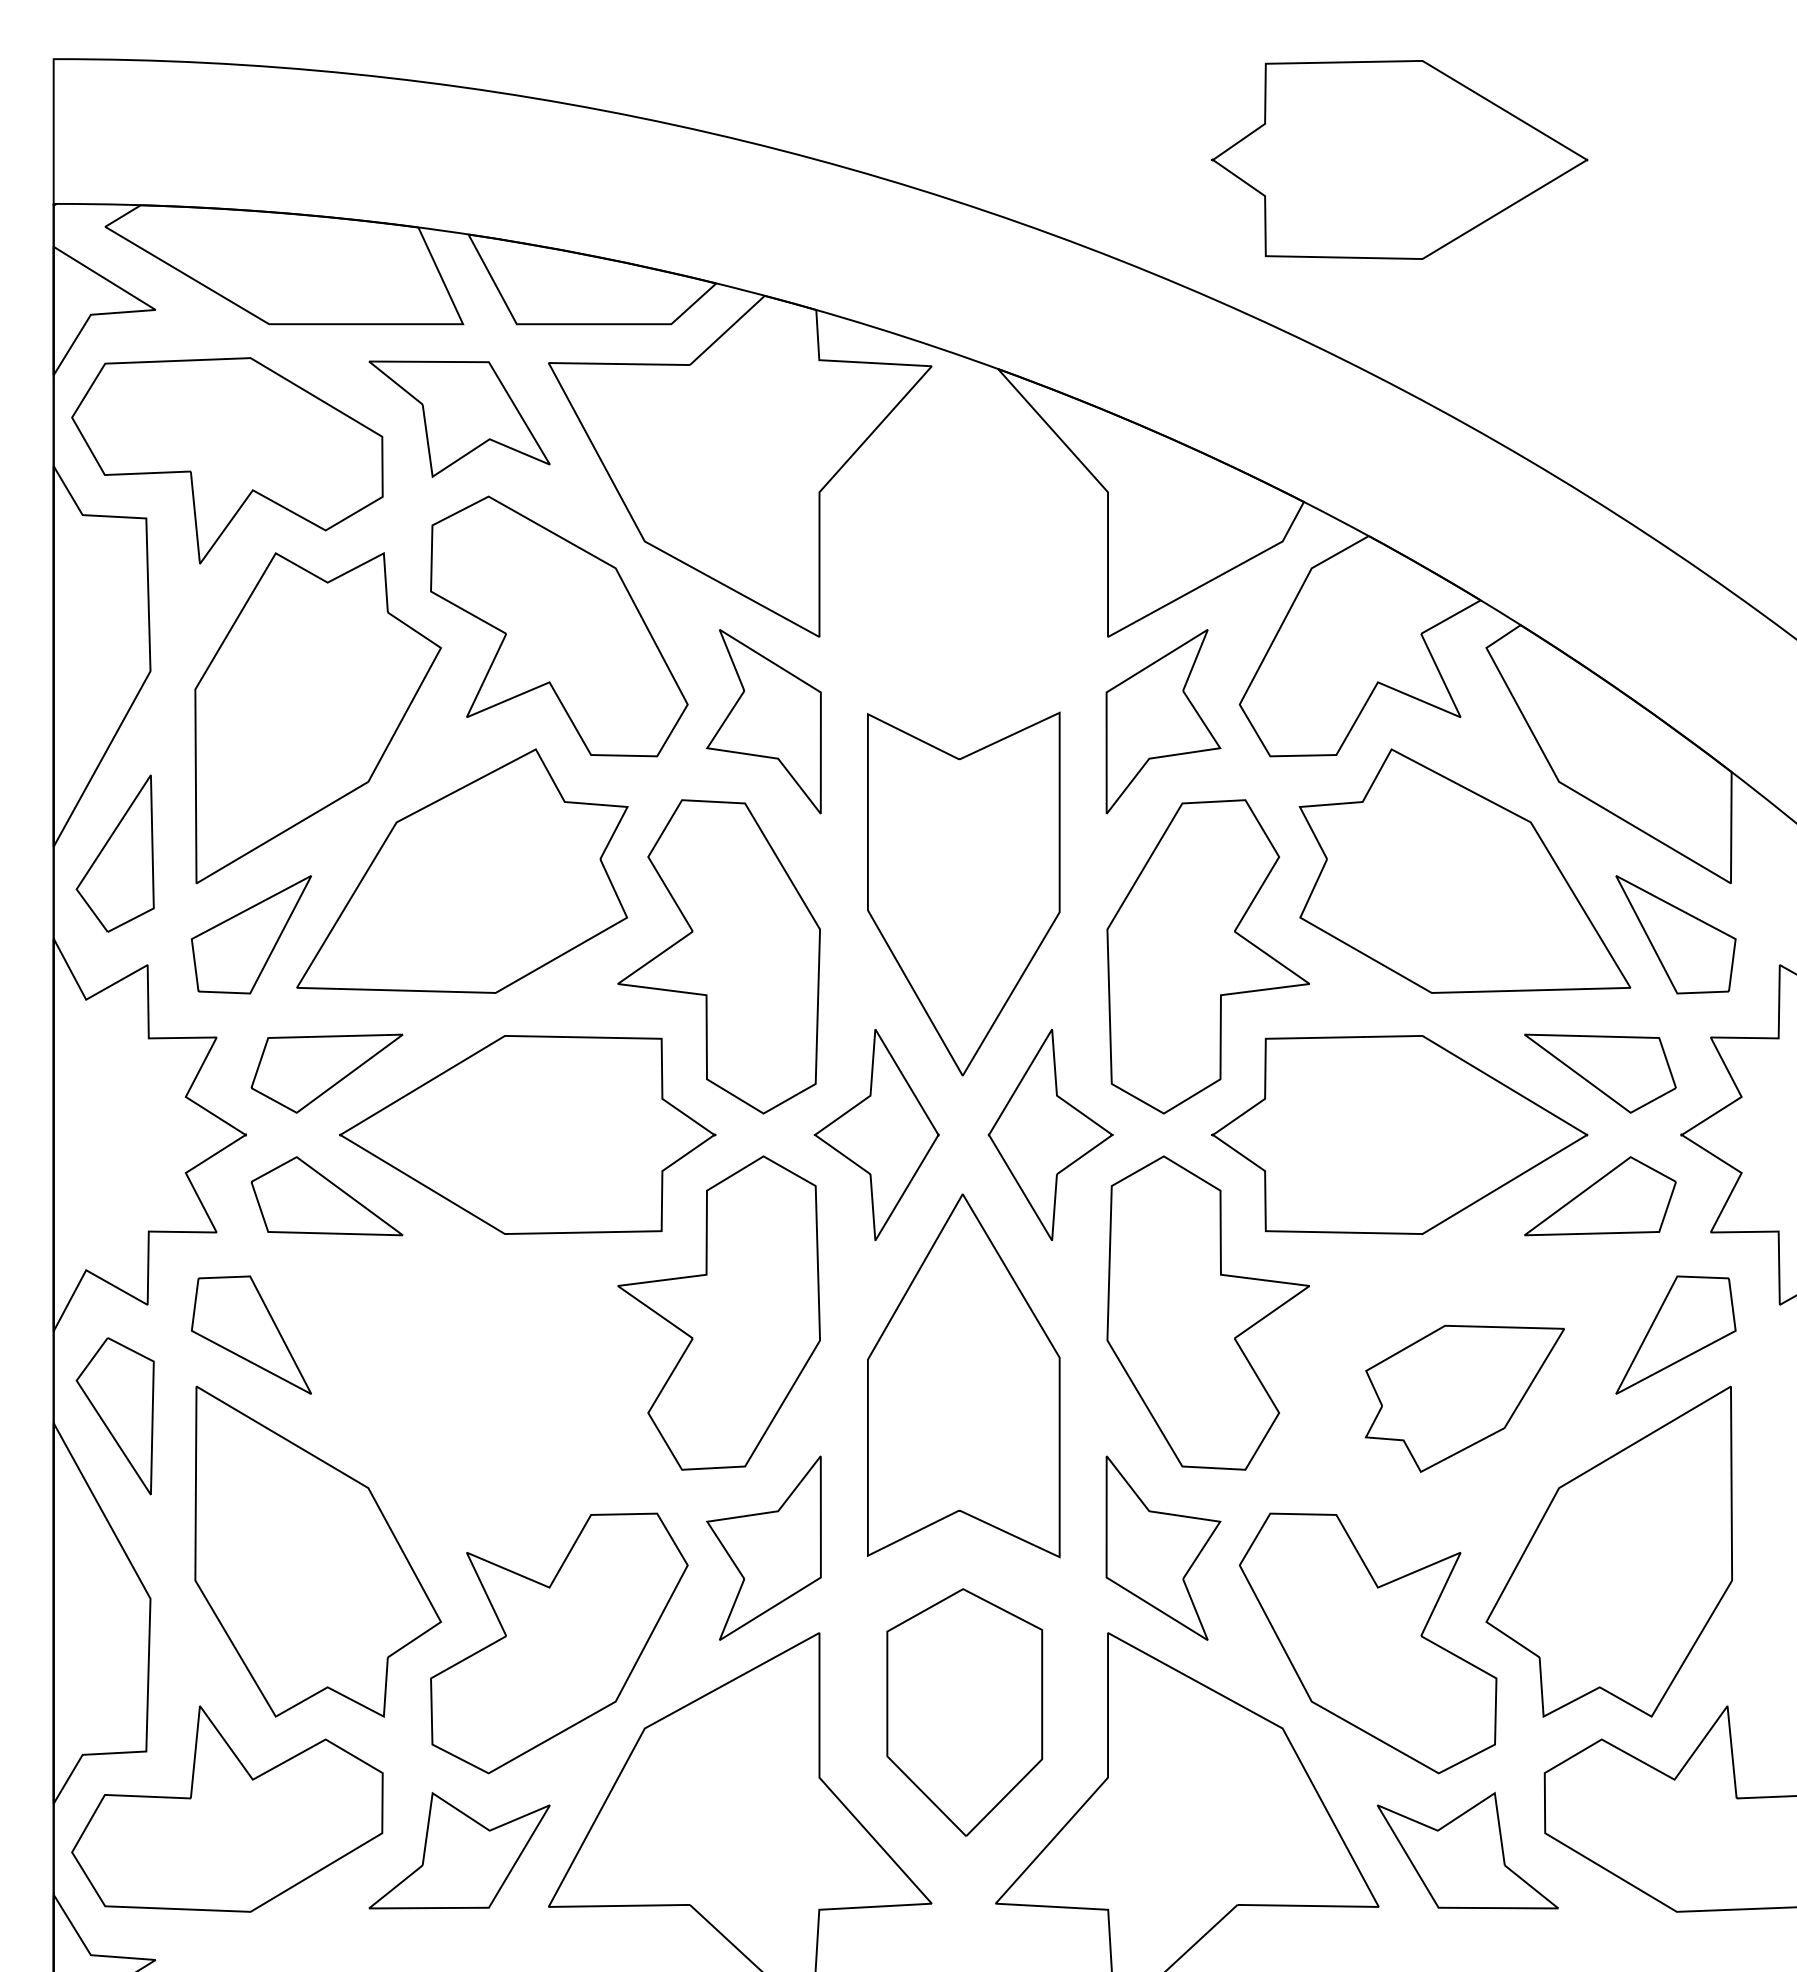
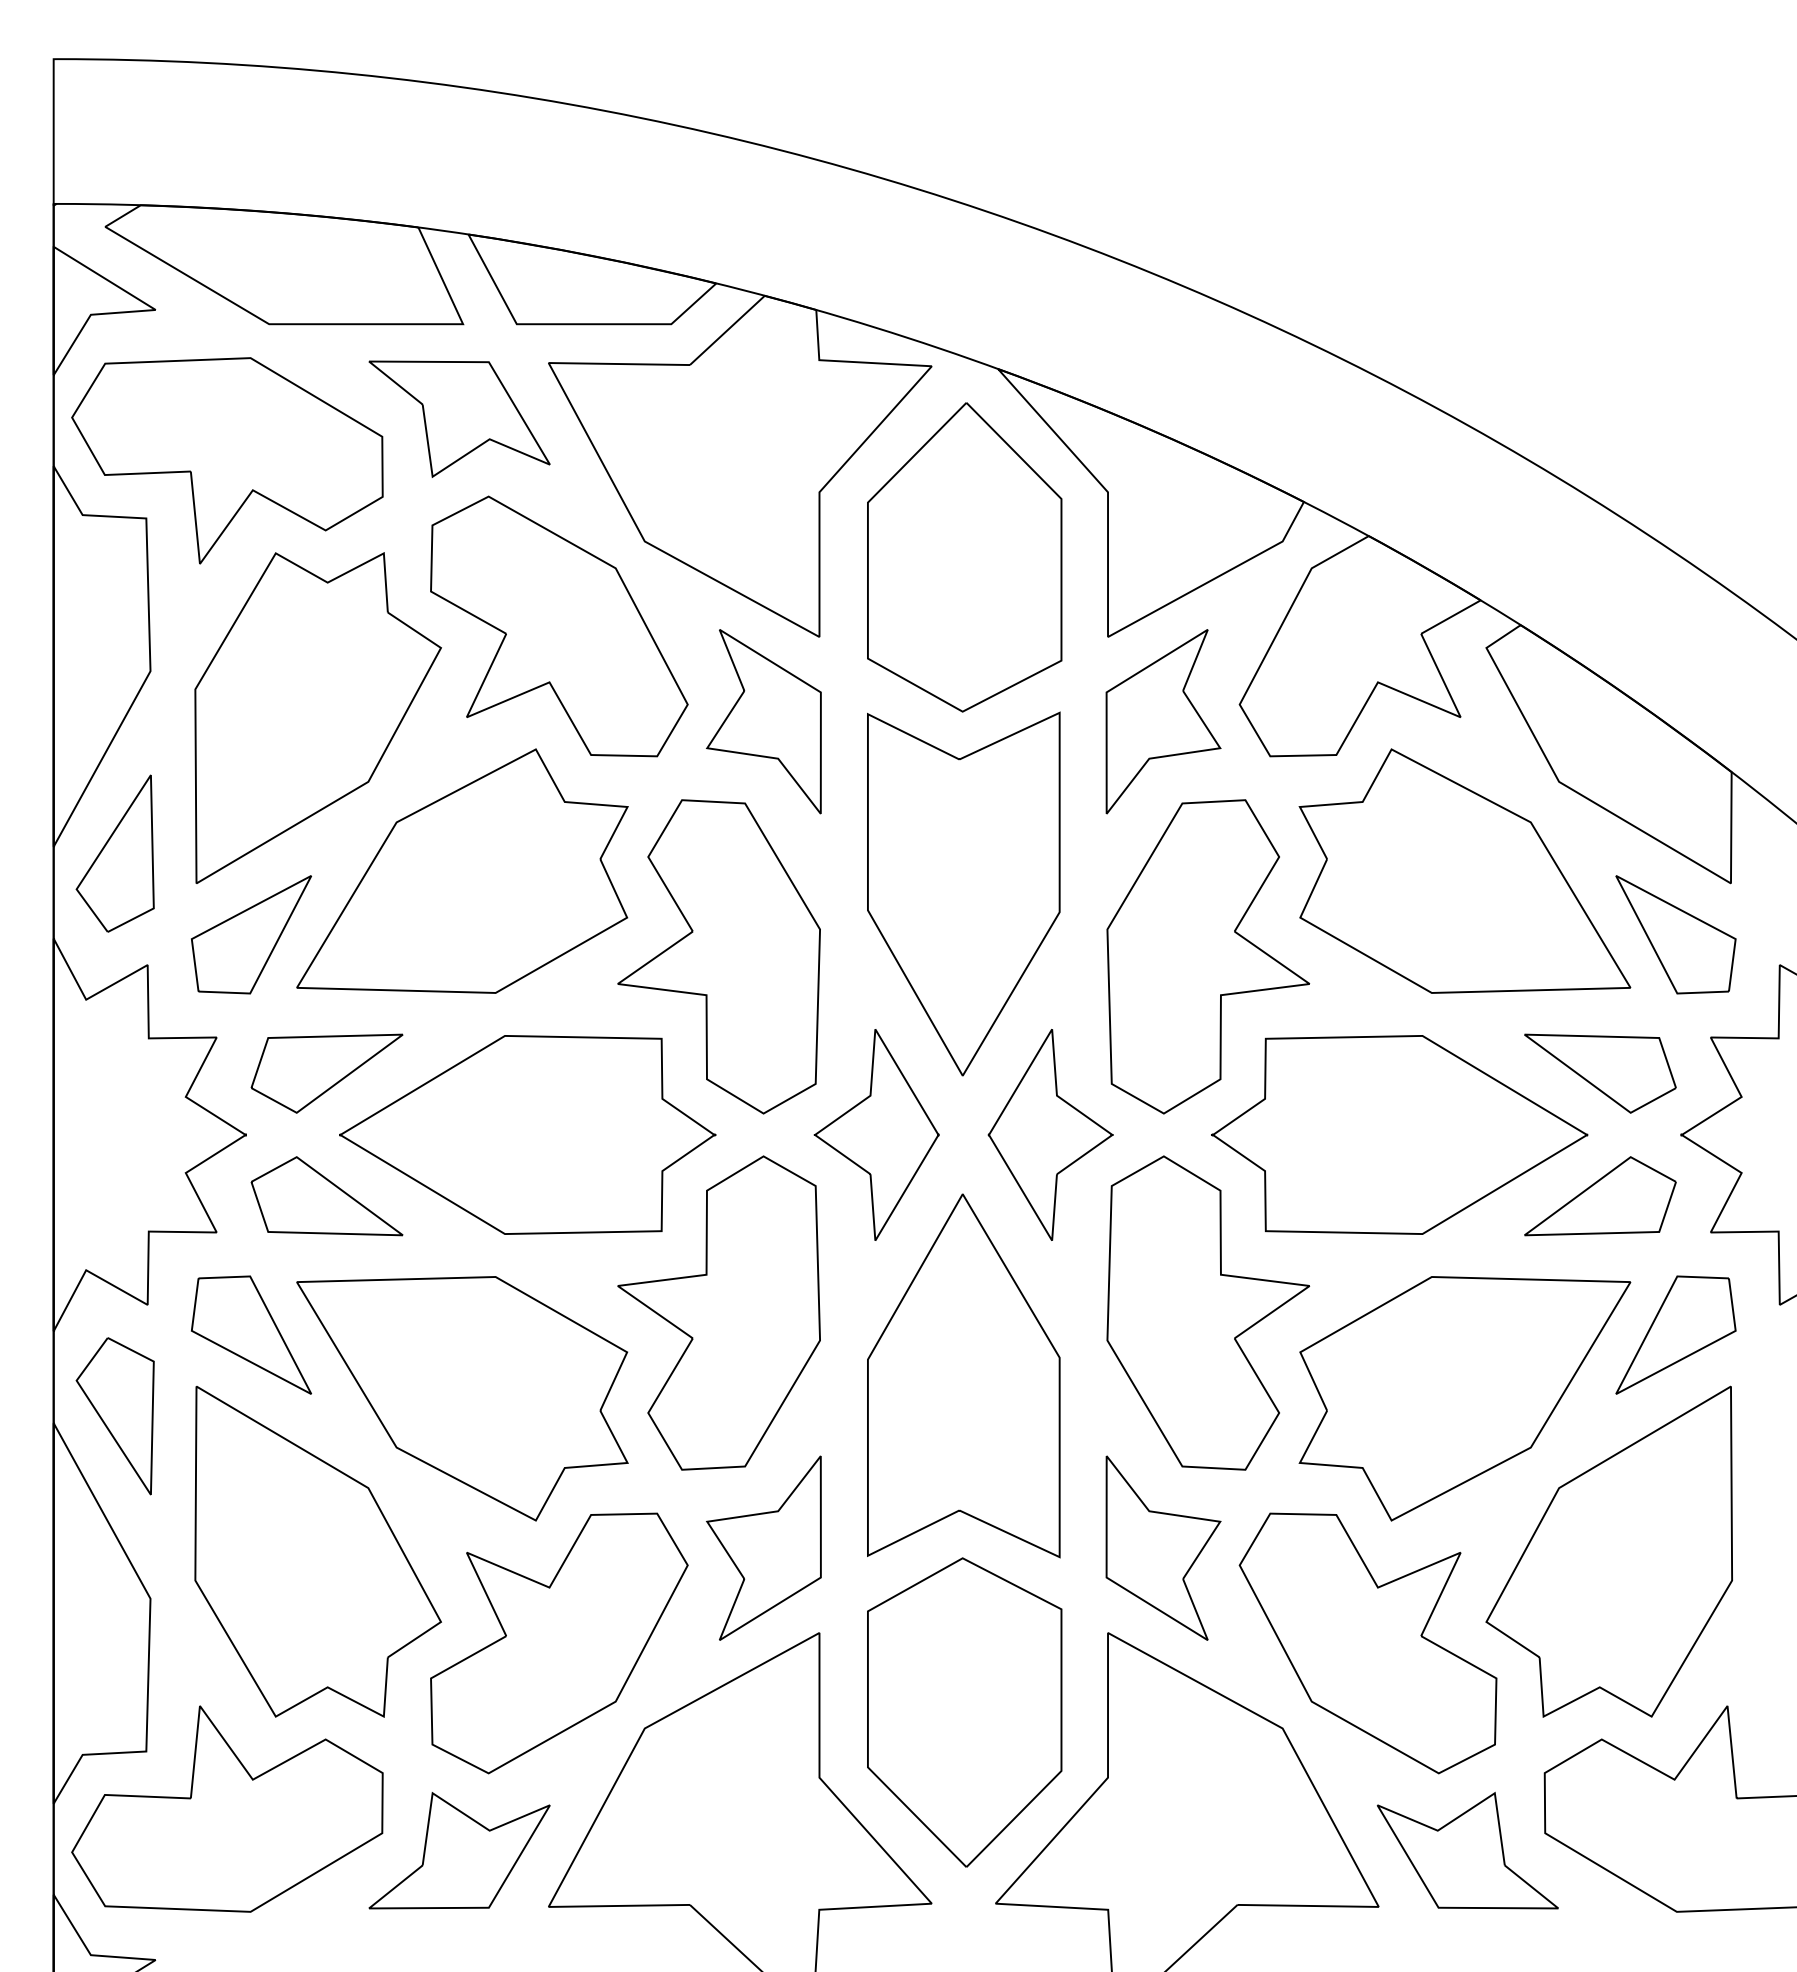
part: present -> none (1399, 159)
part: none -> present (964, 557)
part: none -> present (462, 1398)
part size: 201x149 px -> 334x246 px (1464, 1398)
part size: 158x249 px -> 196x311 px (964, 1712)
